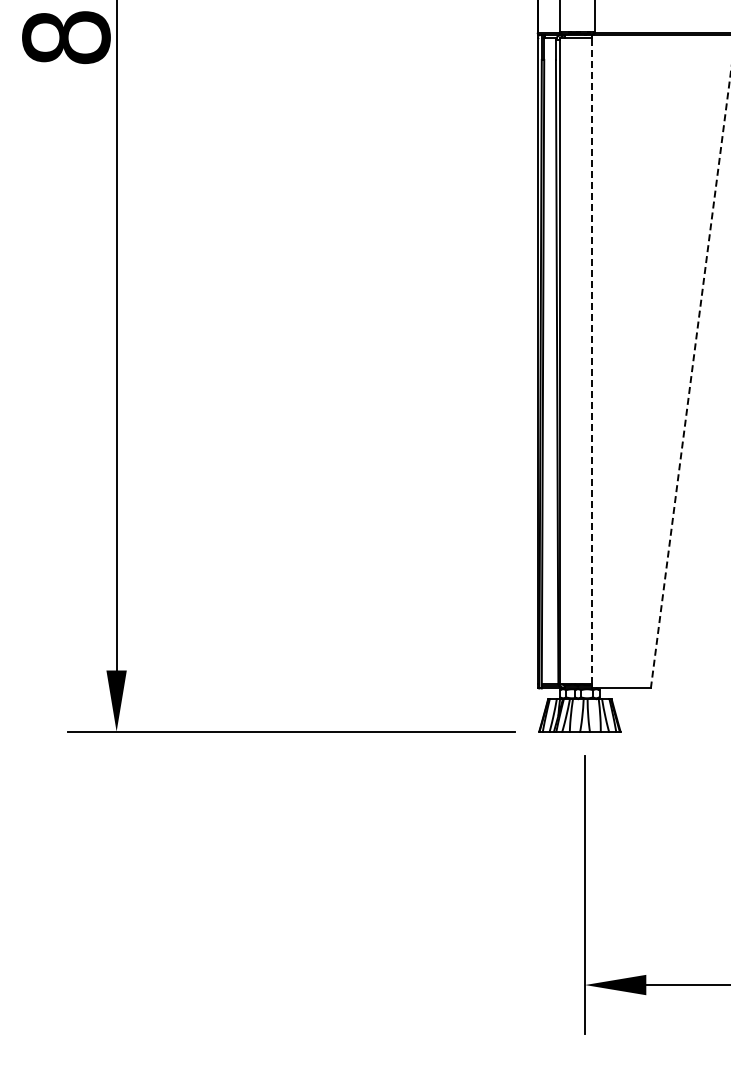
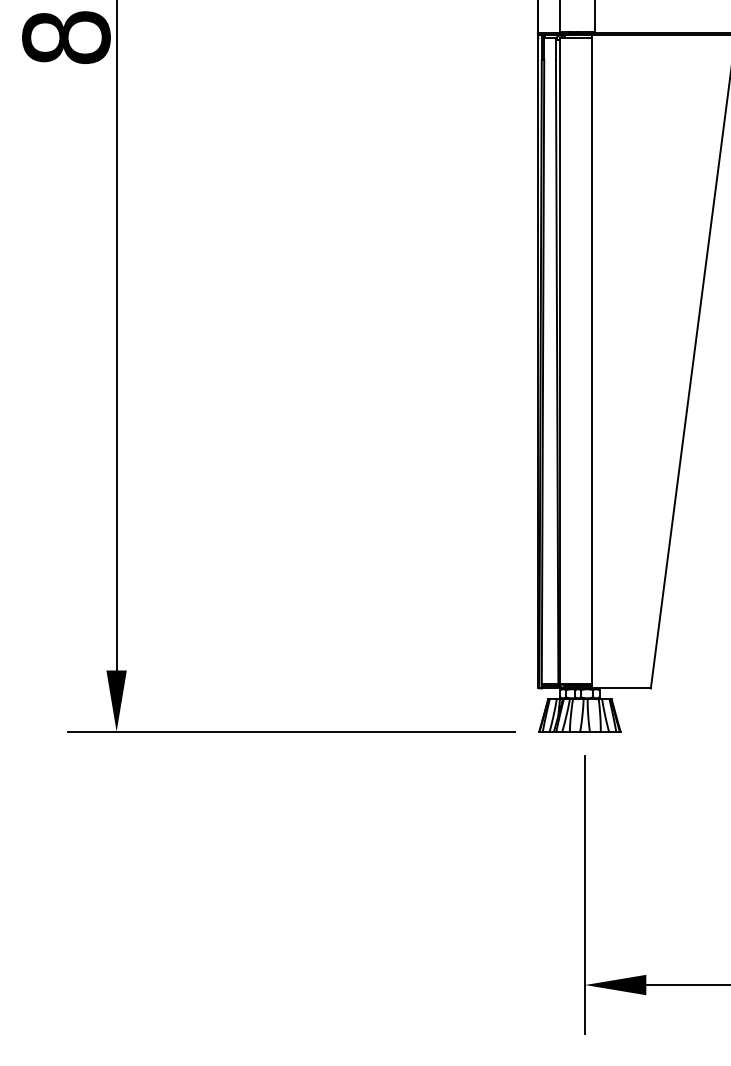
line: dashed -> solid (592, 360)
line: dashed -> solid (690, 380)
